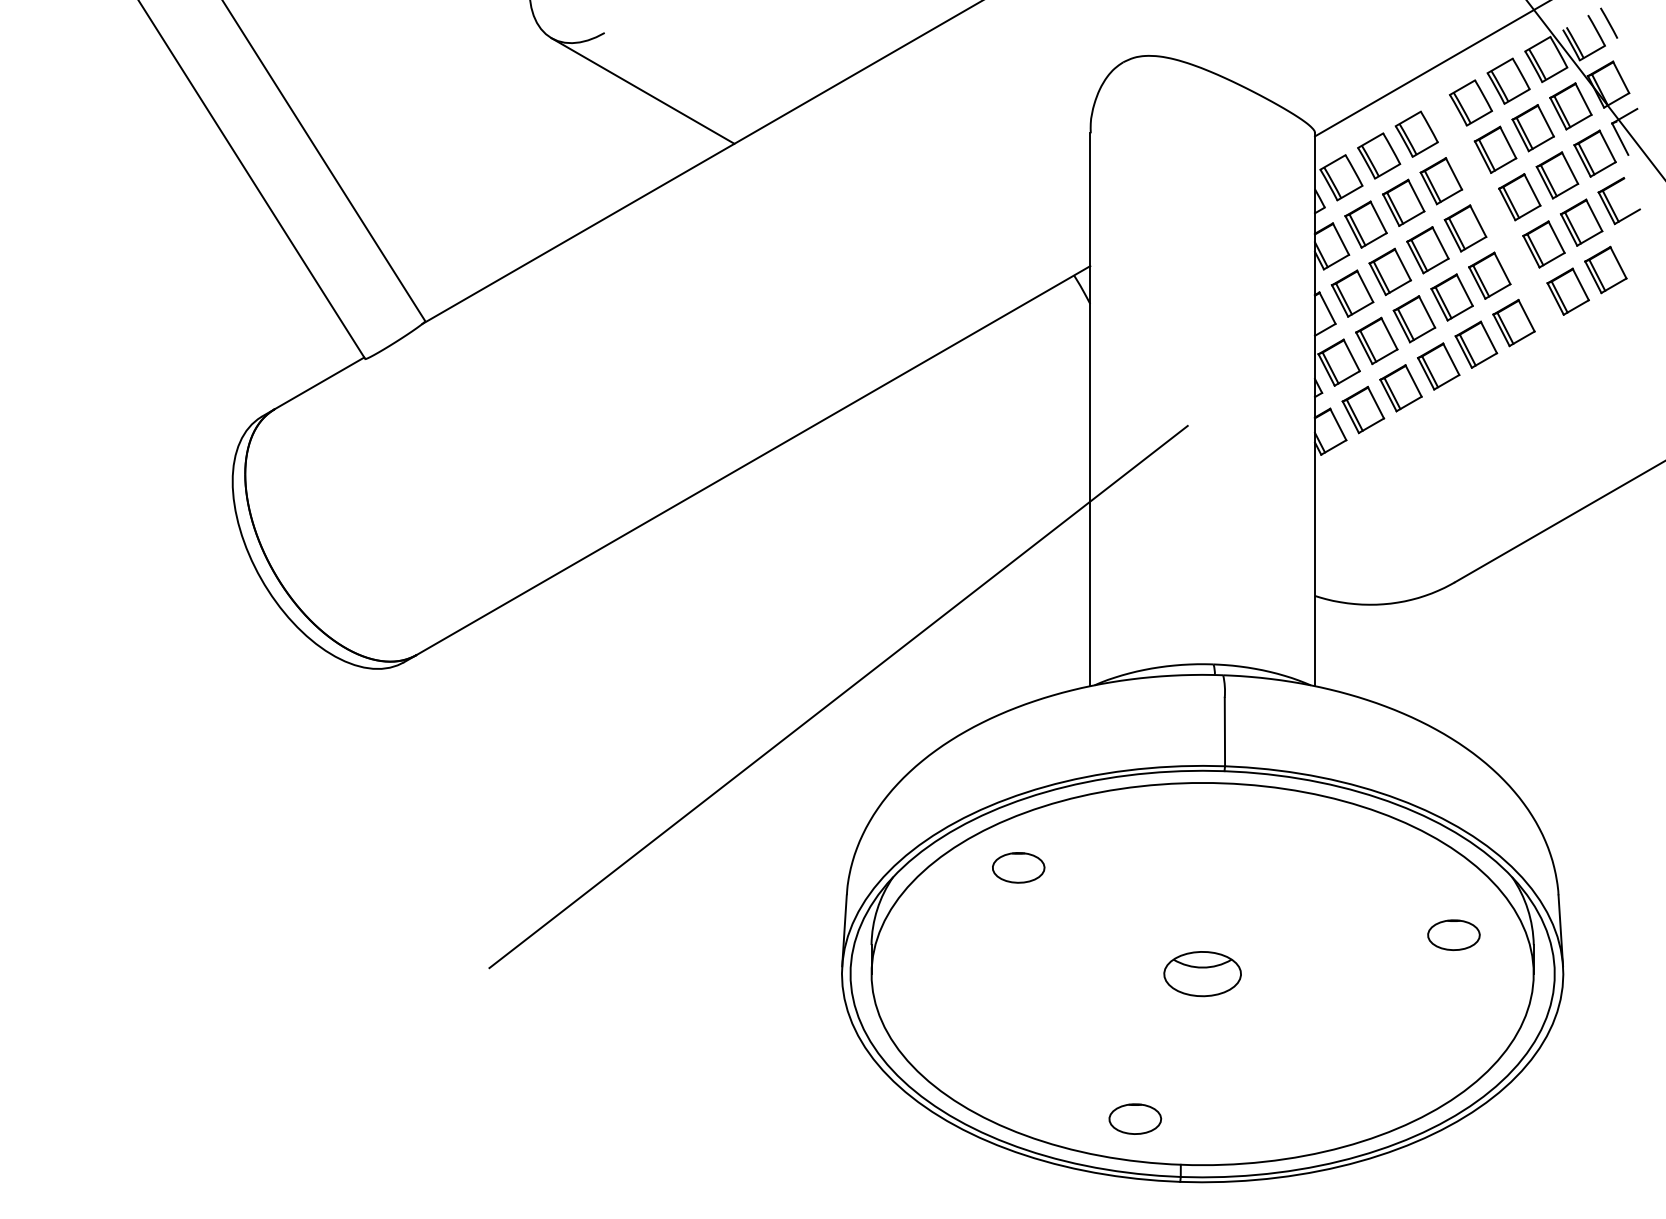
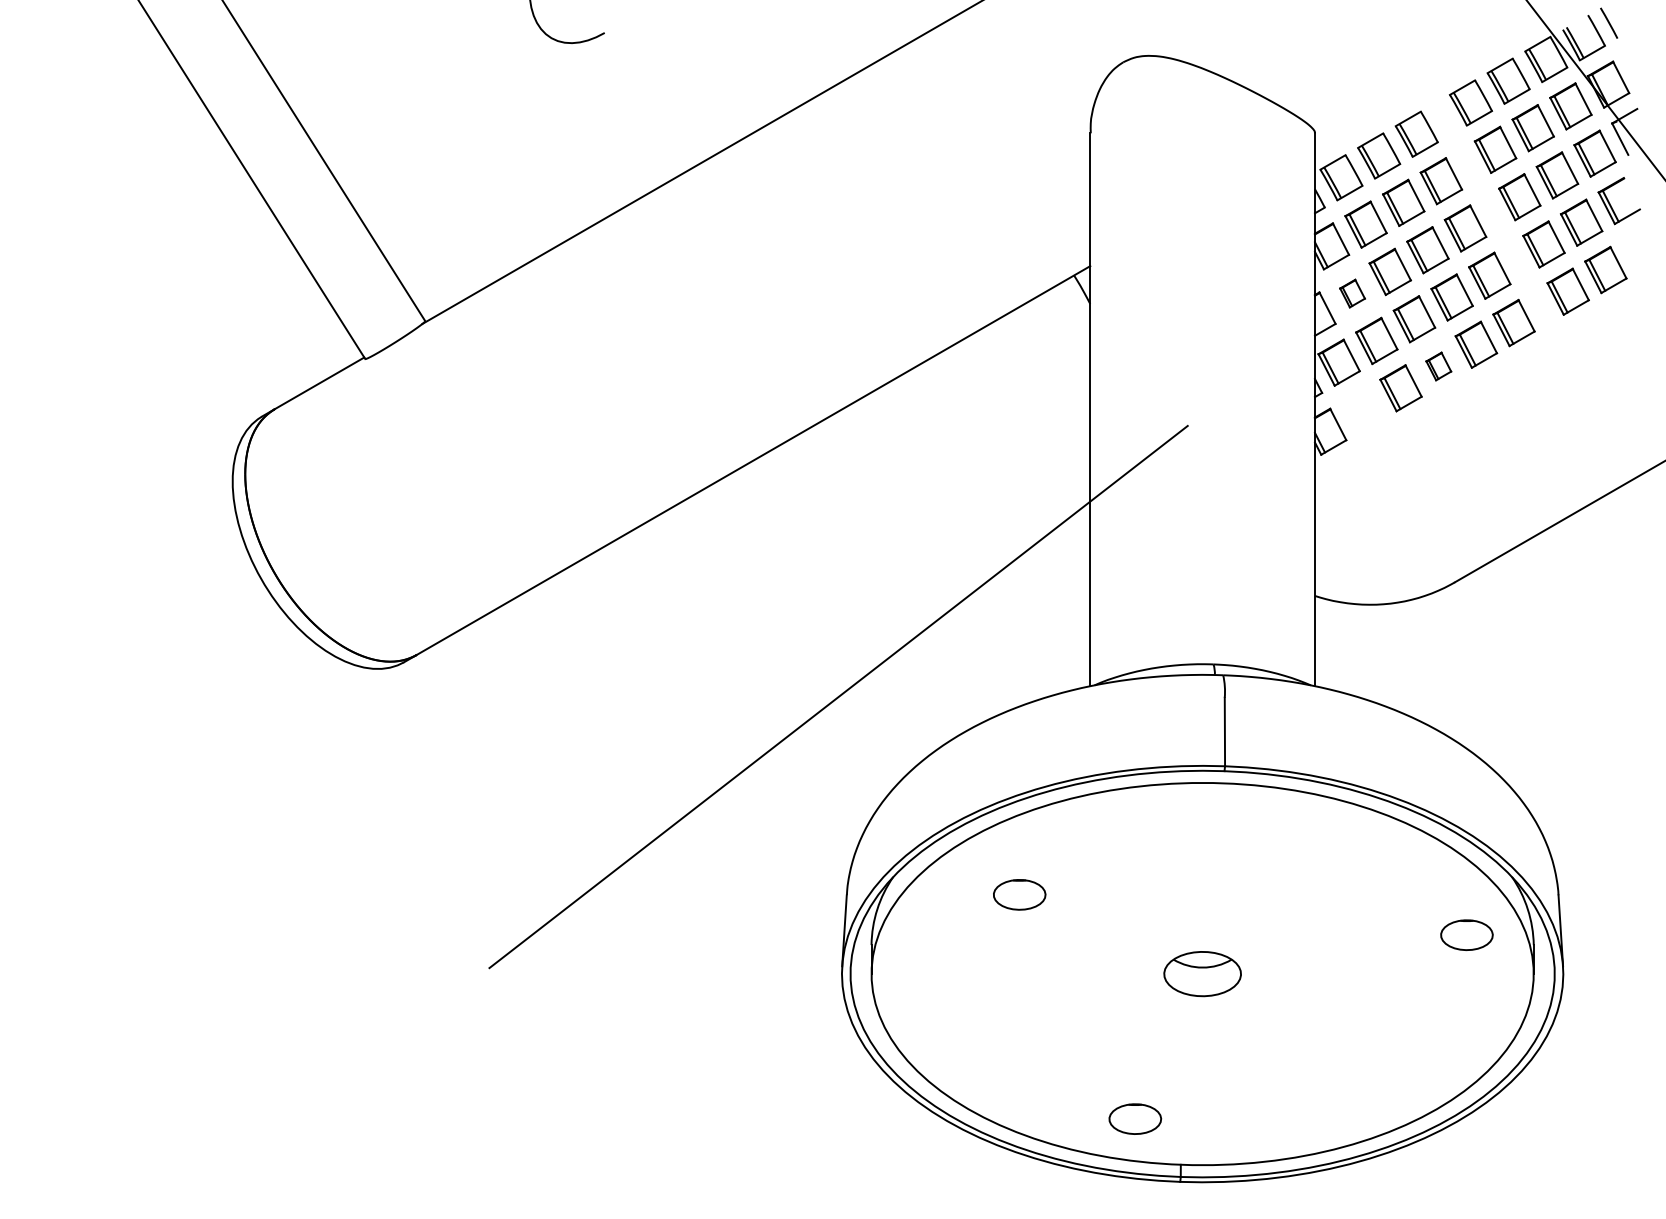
line: present -> none (1431, 69)
line: present -> none (642, 90)
part size: 45x49 px -> 27x31 px (1352, 293)
part size: 44x49 px -> 28x31 px (1438, 366)
part: present -> none (1363, 409)
part position: (1018, 867) -> (1019, 894) (1019, 894)
part position: (1453, 934) -> (1466, 934) (1466, 934)
